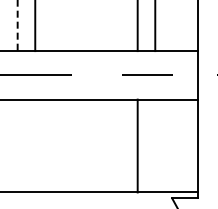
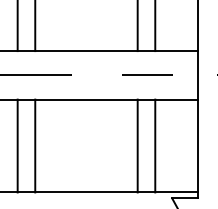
line: dashed -> solid (17, 26)
line: none -> present (17, 145)
line: none -> present (35, 145)
line: none -> present (155, 145)
